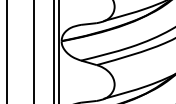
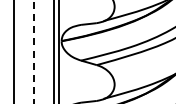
line position: (7, 51) -> (14, 51) (14, 51)
line: solid -> dashed (33, 52)
